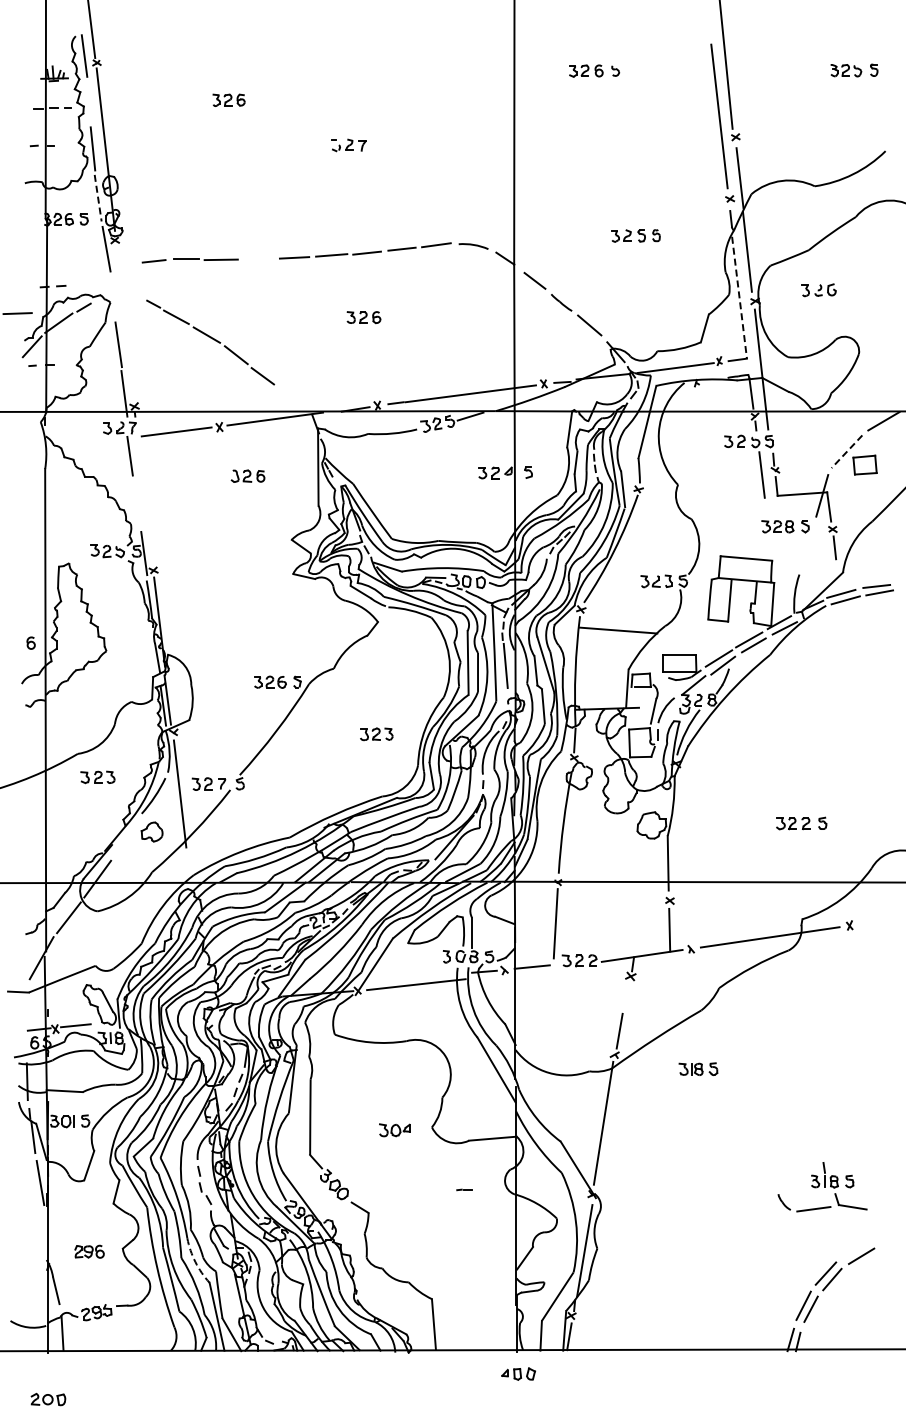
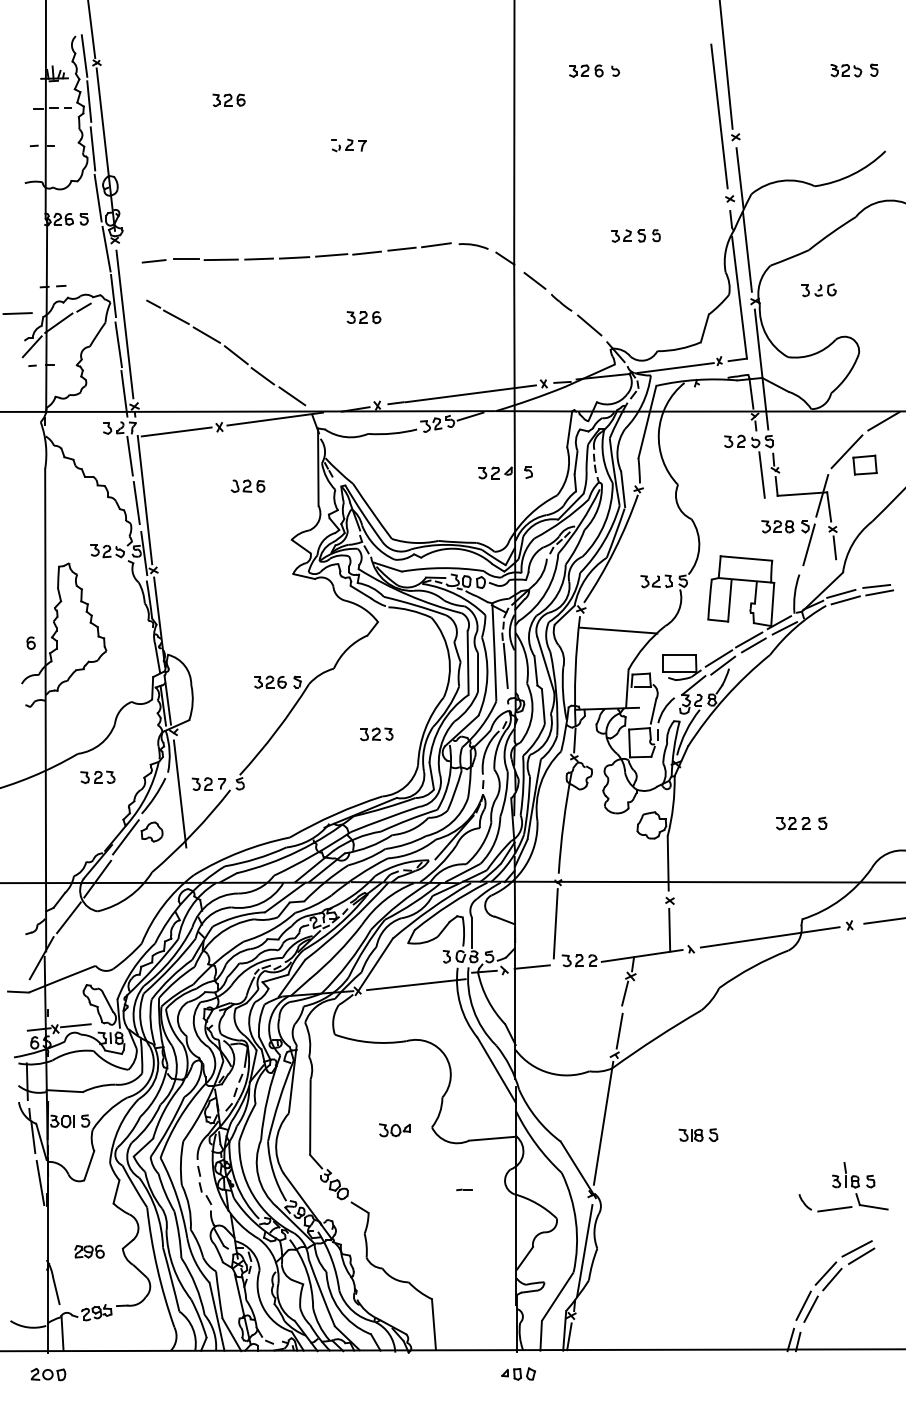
line: none -> present (89, 101)
line: dashed -> solid (98, 198)
line: none -> present (259, 258)
line: none -> present (113, 295)
line: dashed -> solid (739, 298)
line: none -> present (124, 324)
line: none -> present (292, 396)
line: dashed -> solid (846, 452)
part position: (247, 475) -> (247, 485) (247, 485)
line: none -> present (144, 499)
line: none -> present (136, 502)
line: none -> present (808, 544)
line: none -> present (125, 837)
line: none -> present (883, 920)
line: none -> present (625, 993)
part position: (698, 1068) -> (698, 1134) (698, 1134)
part position: (822, 1187) -> (843, 1187) (843, 1187)
line: none -> present (856, 1248)
arc: dashed -> solid (195, 1262)
part position: (48, 1399) -> (48, 1374) (48, 1374)
